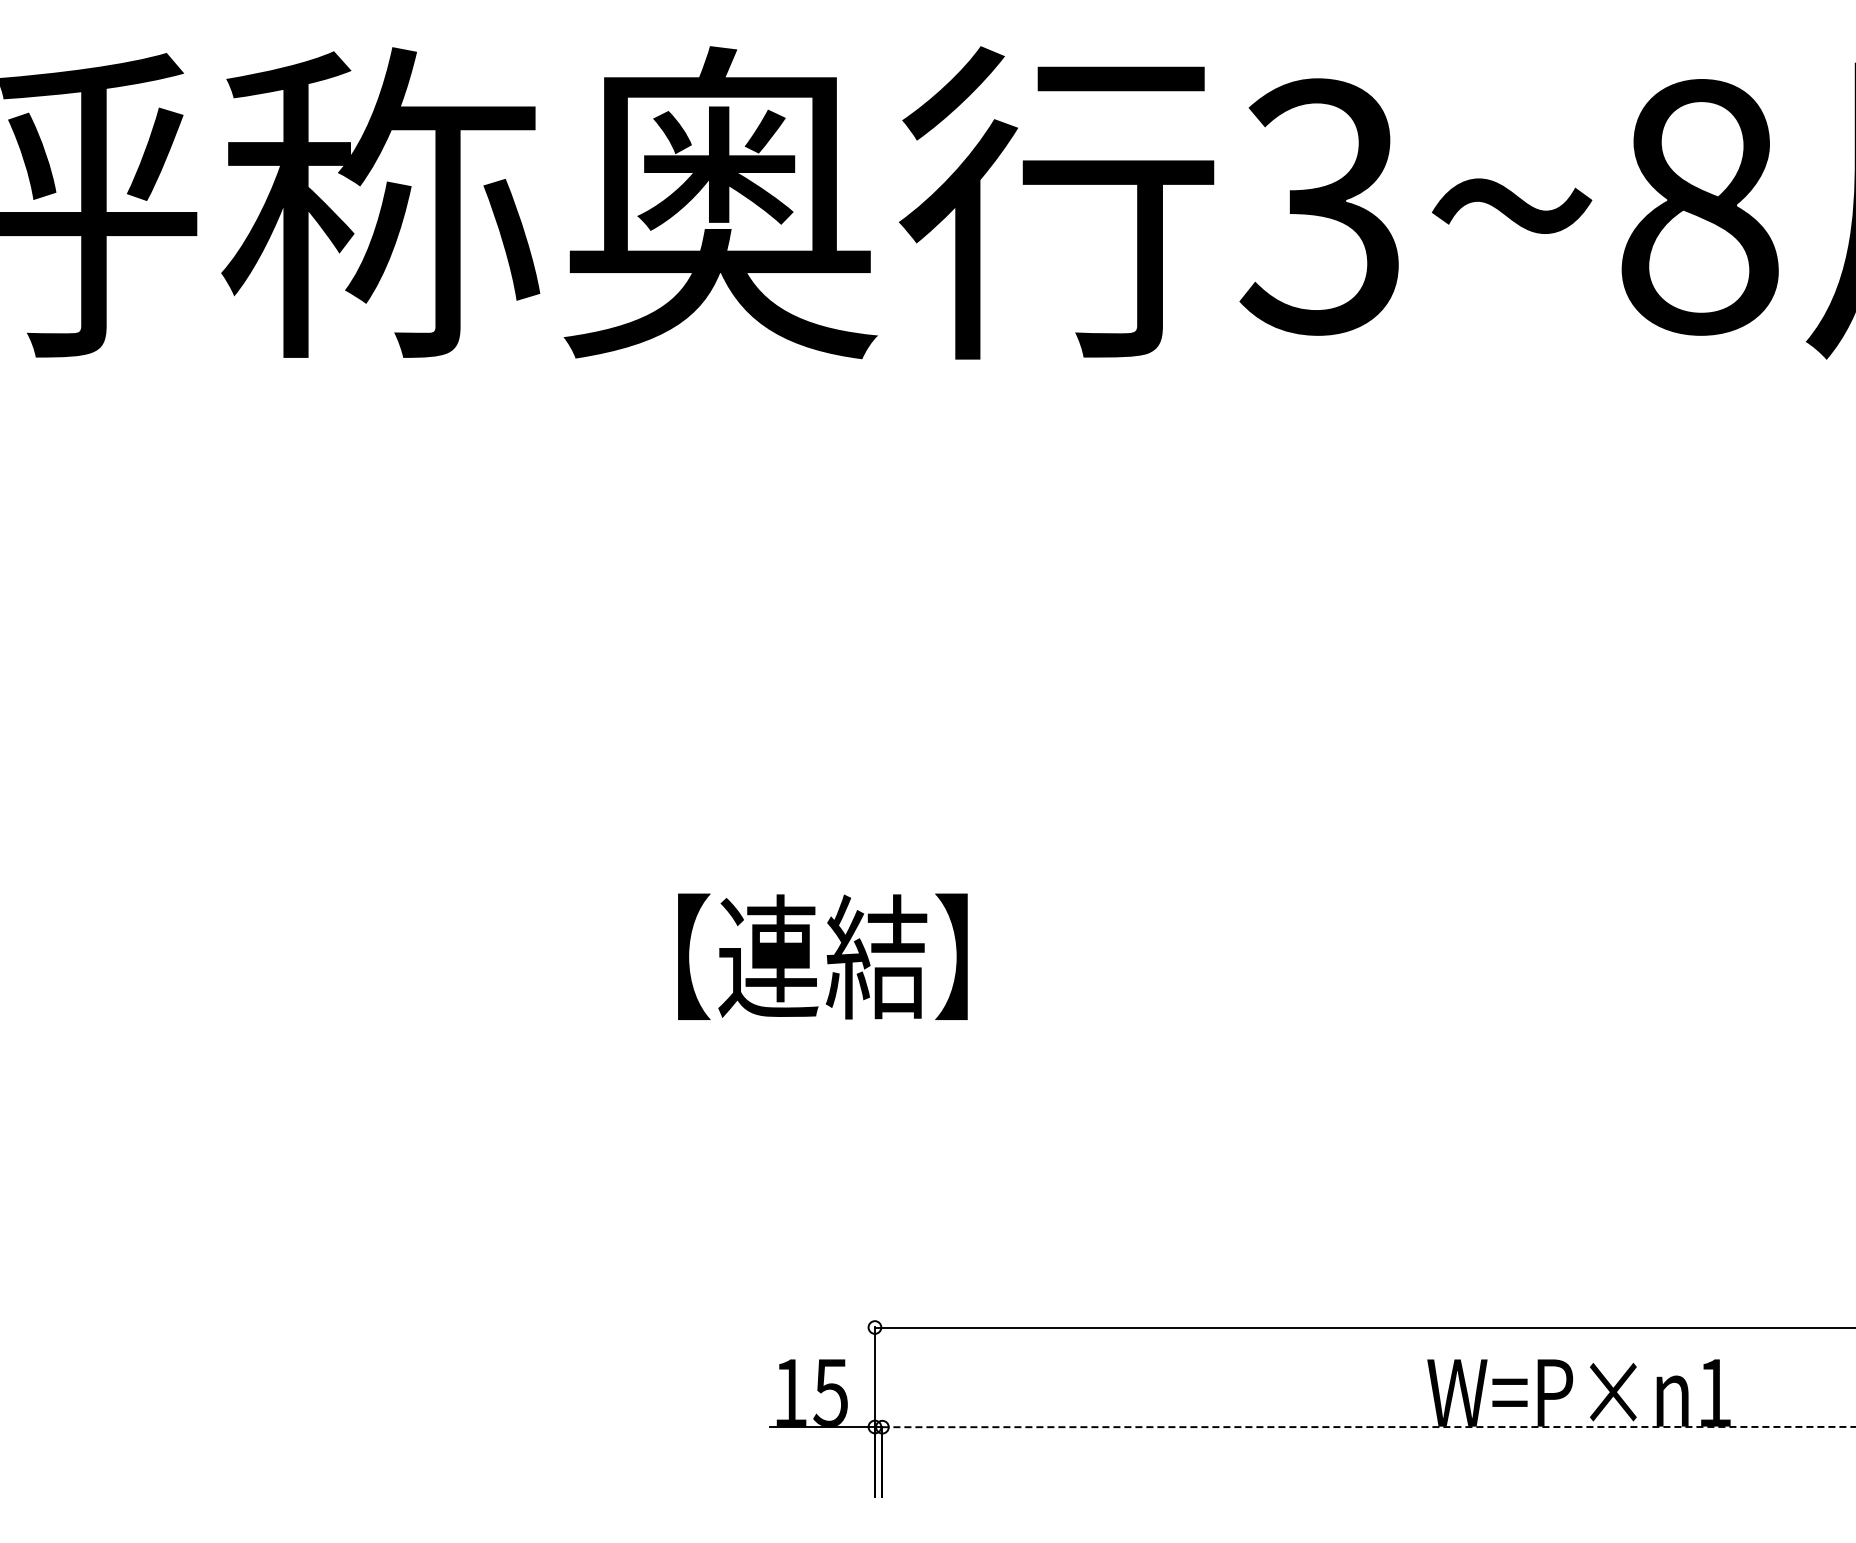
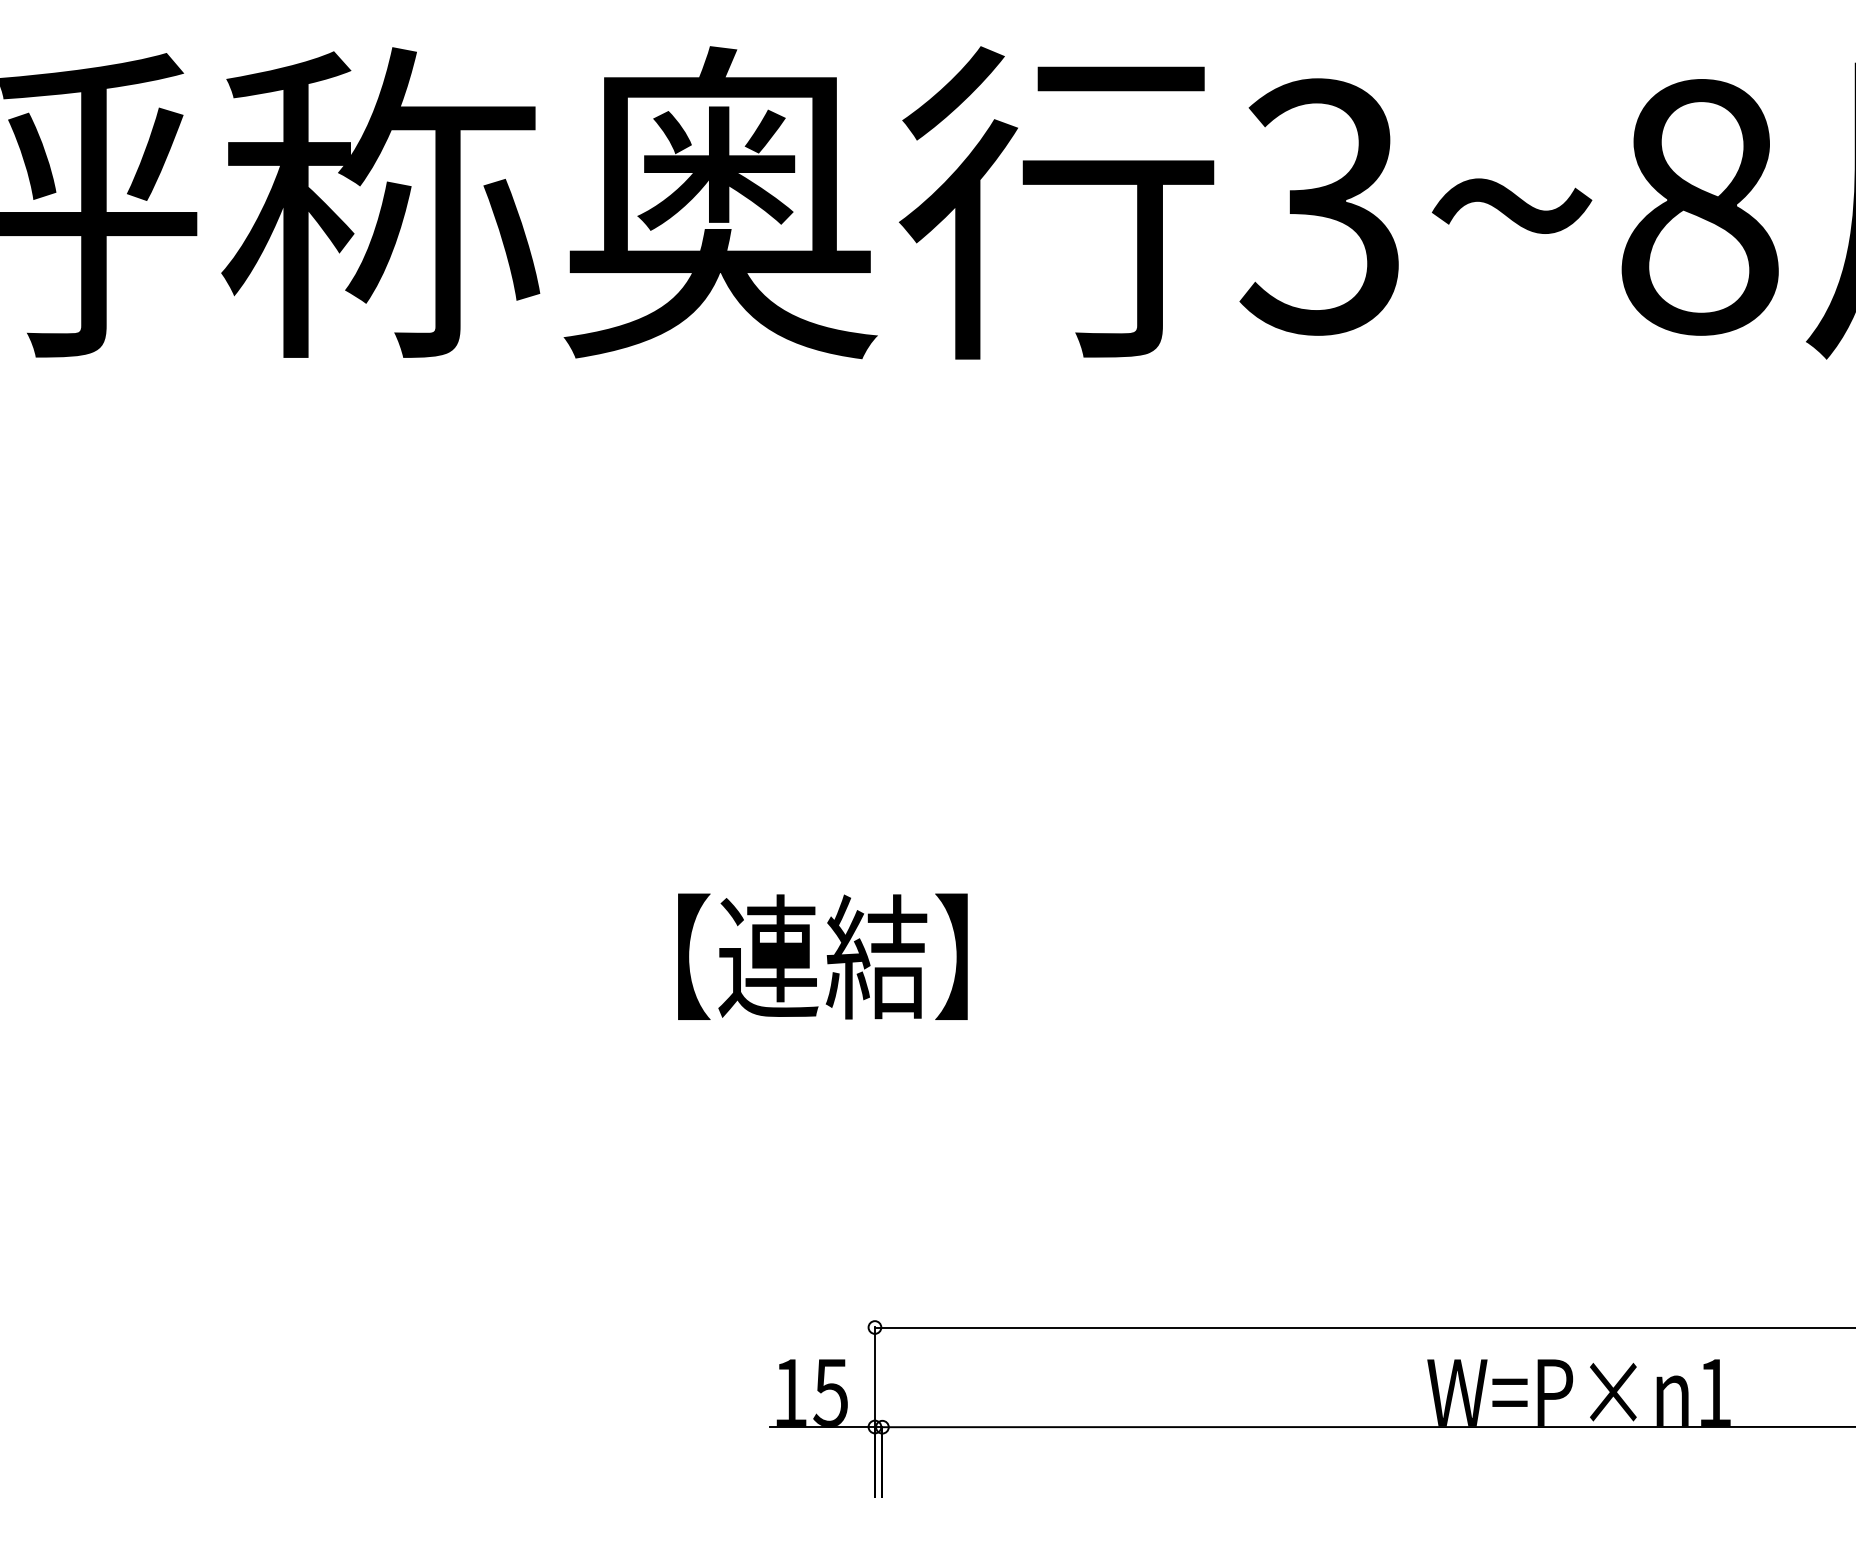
line: dashed -> solid (1369, 1427)
